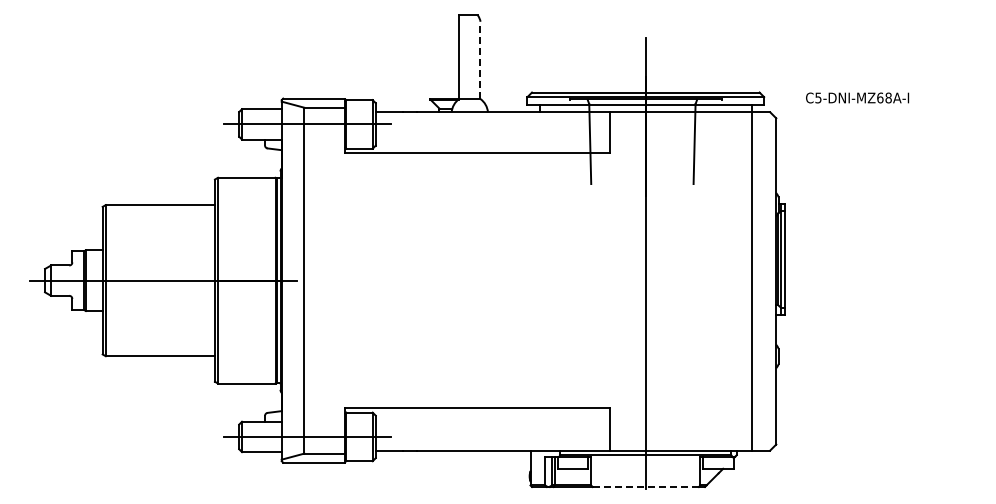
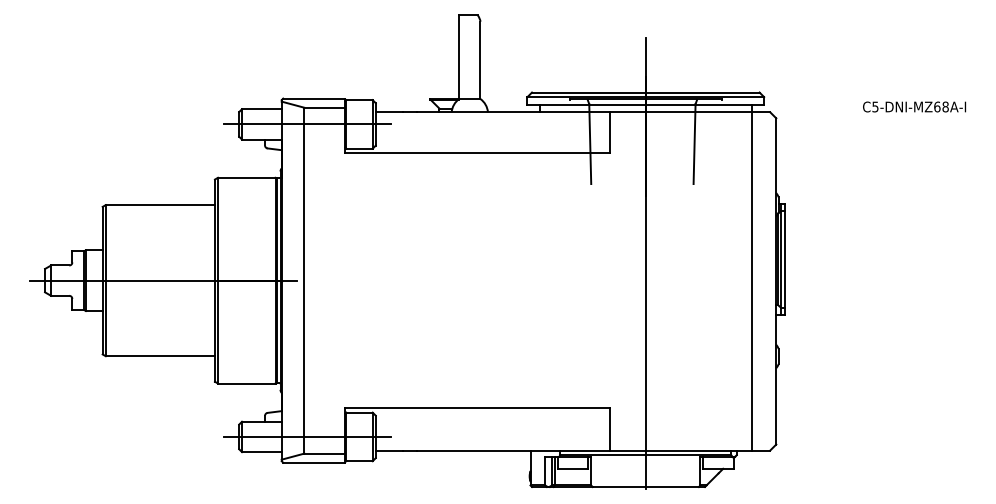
line: dashed -> solid (480, 60)
text position: (857, 97) -> (914, 106) (914, 106)
line: dashed -> solid (646, 486)
